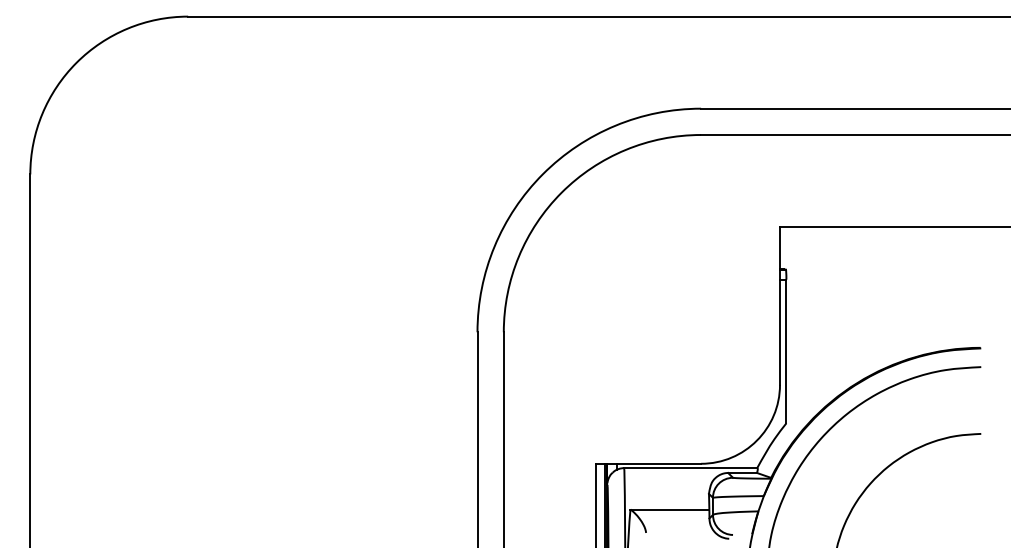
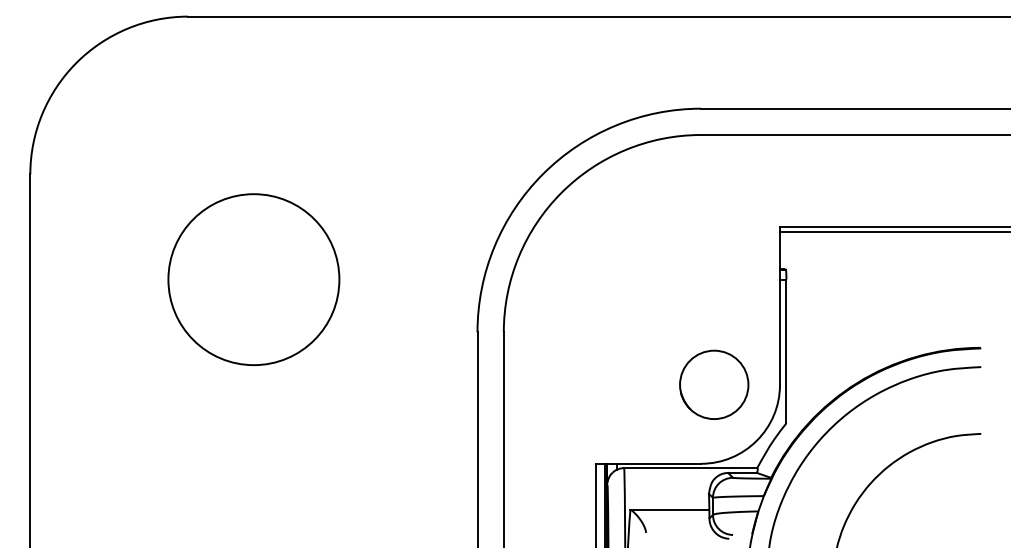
line: none -> present (893, 231)
circle: none -> present (253, 279)
circle: none -> present (714, 384)
